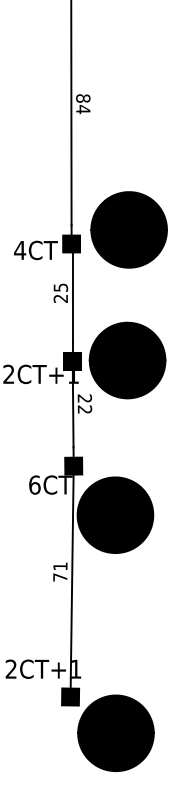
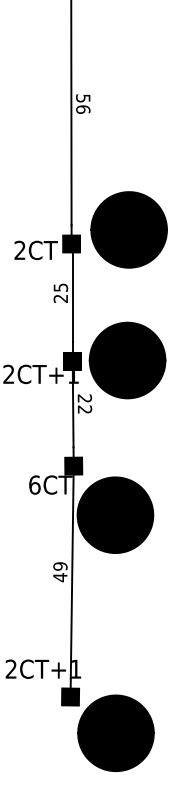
text: 84 -> 56 (83, 104)
text: 4CT -> 2CT (20, 249)
text: 71 -> 49 (60, 572)
